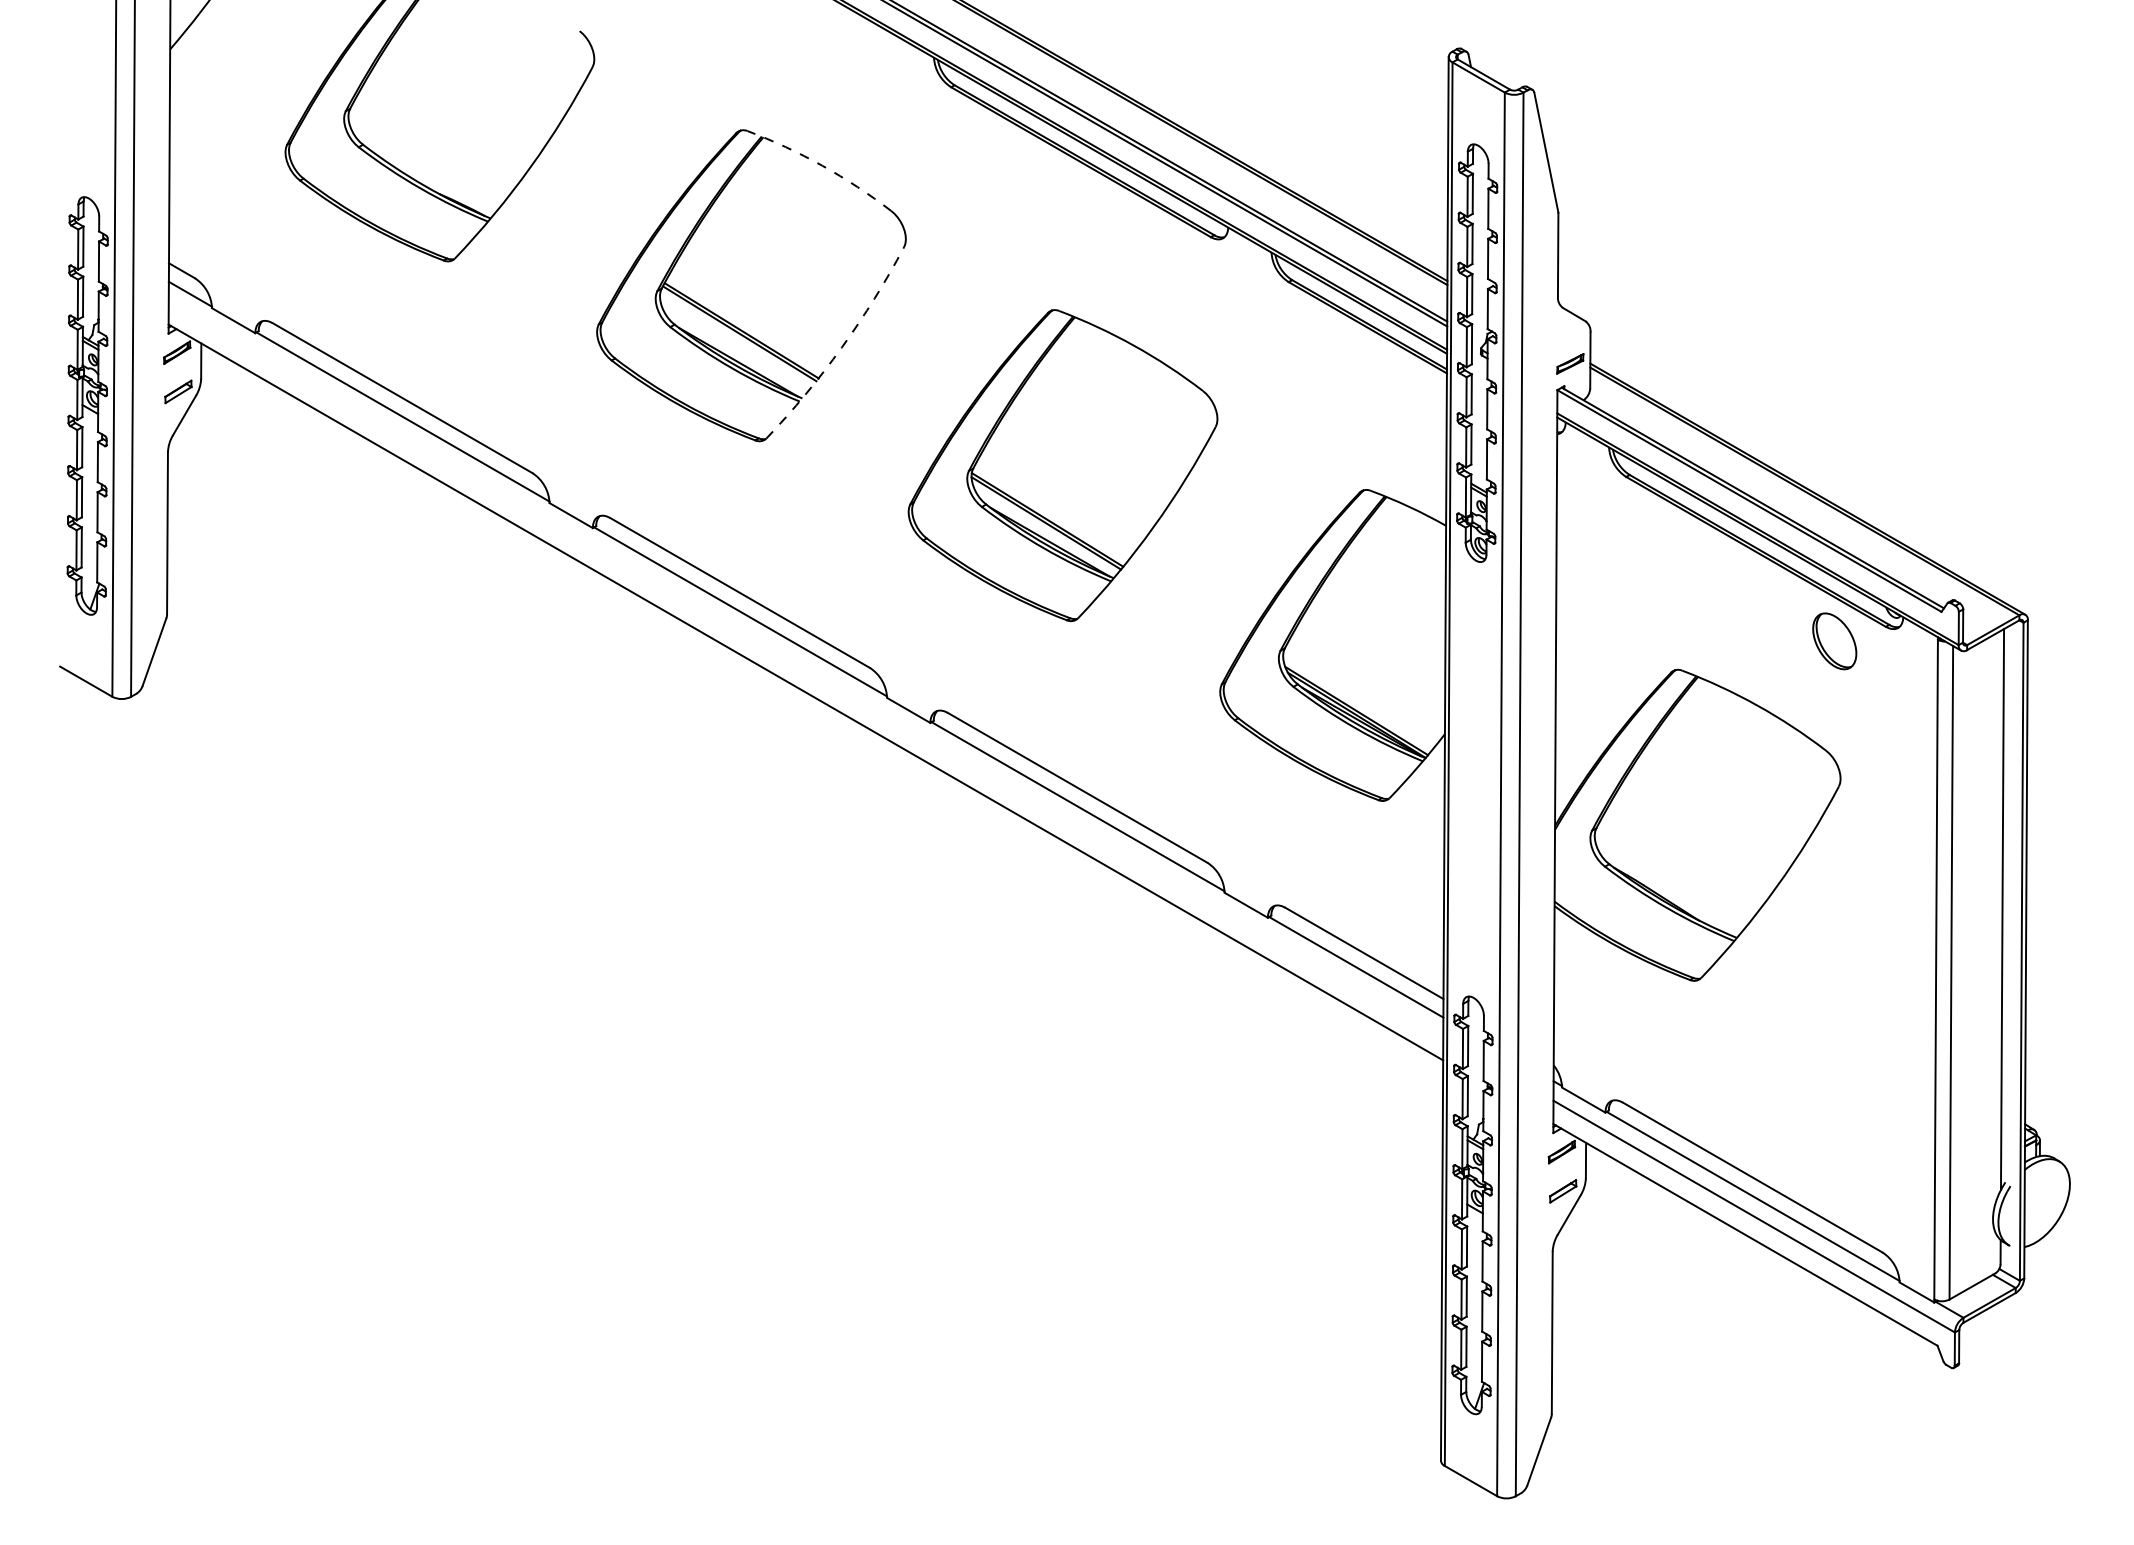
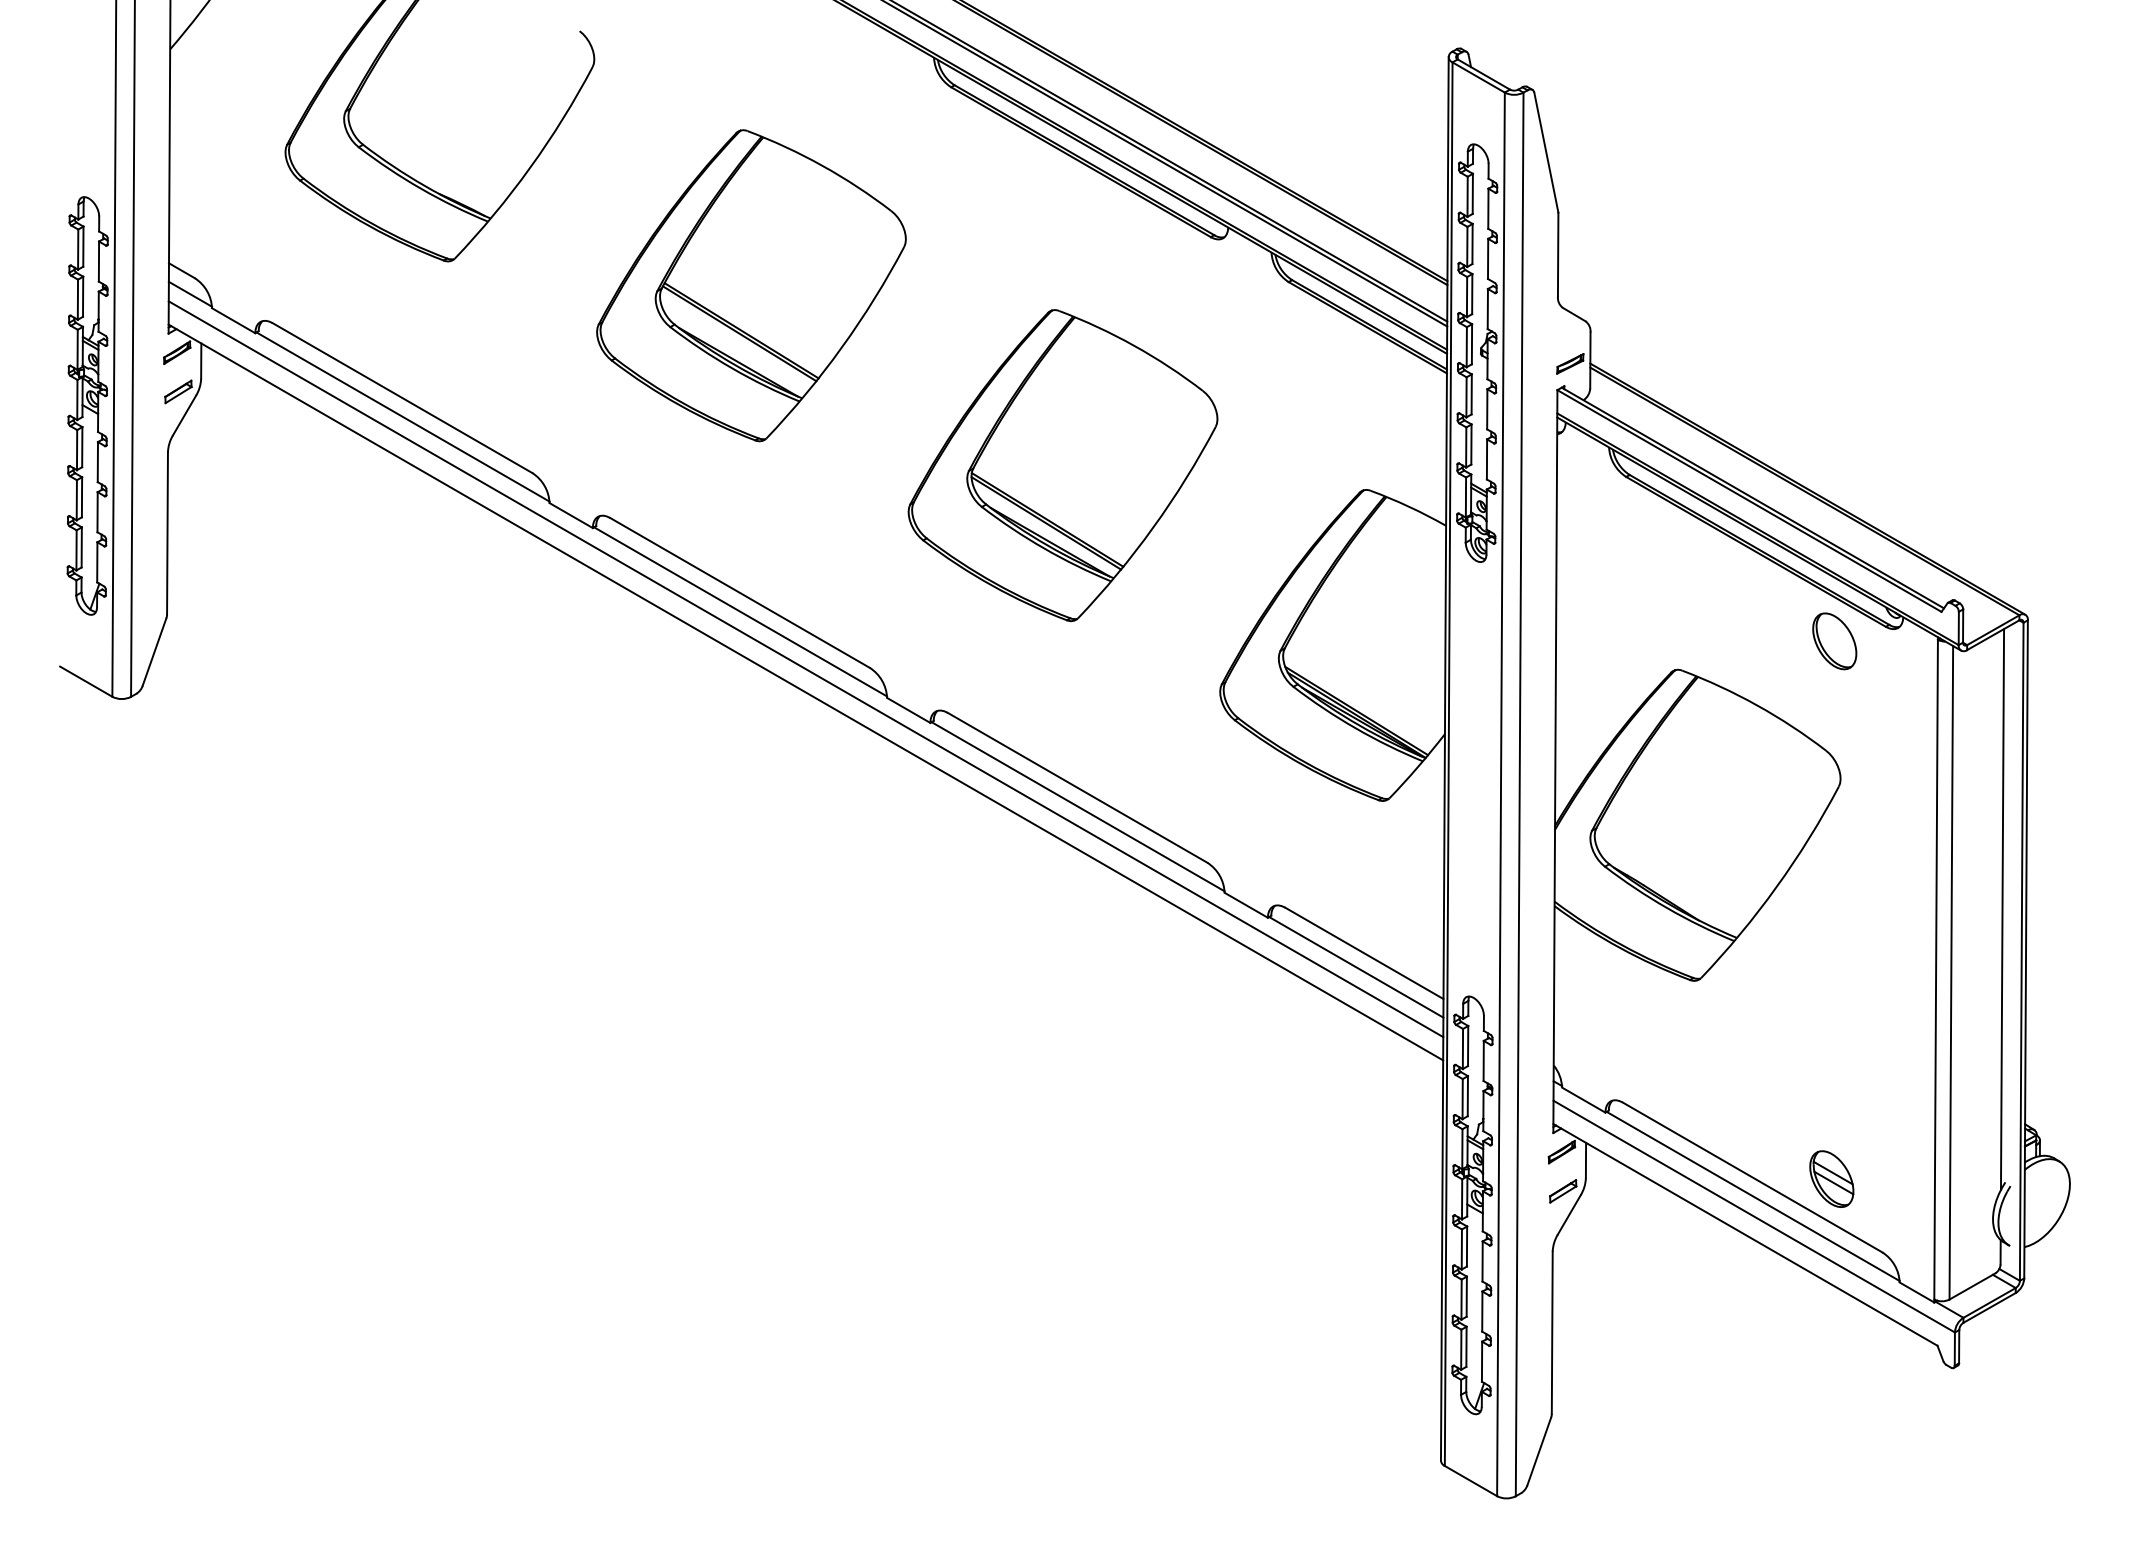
arc: dashed -> solid (822, 165)
arc: dashed -> solid (841, 347)
line: none -> present (805, 669)
part: none -> present (1831, 1178)
